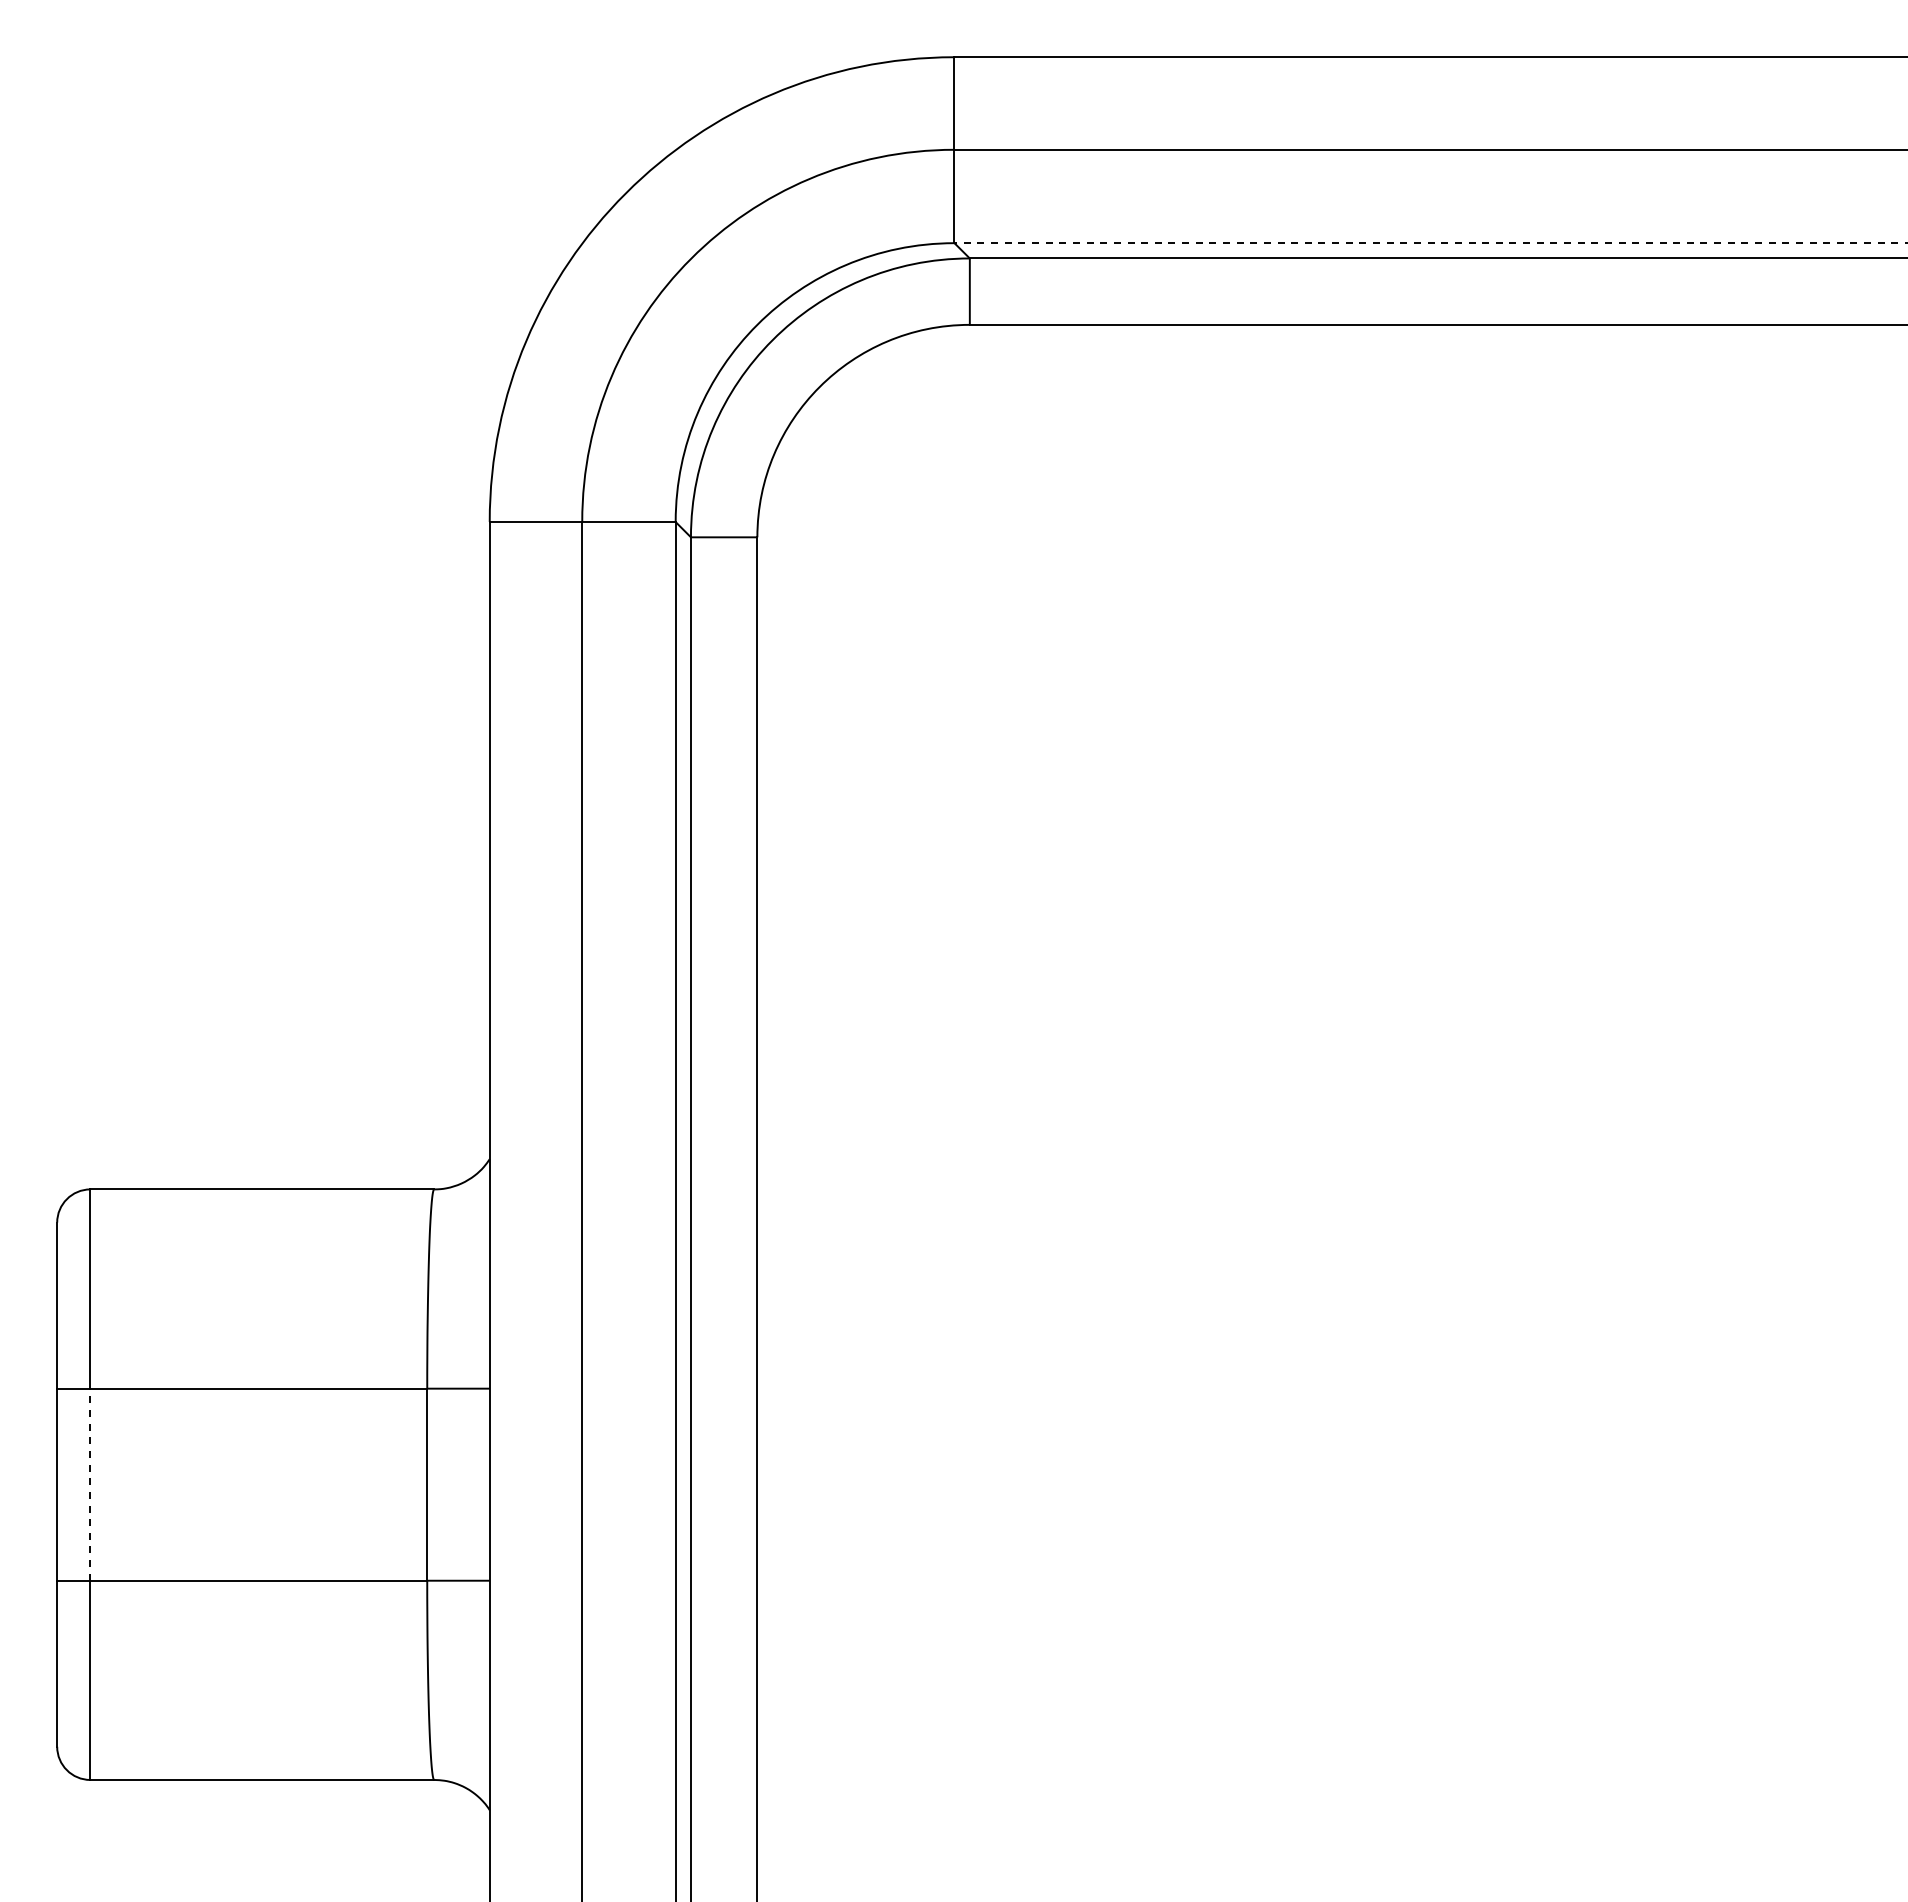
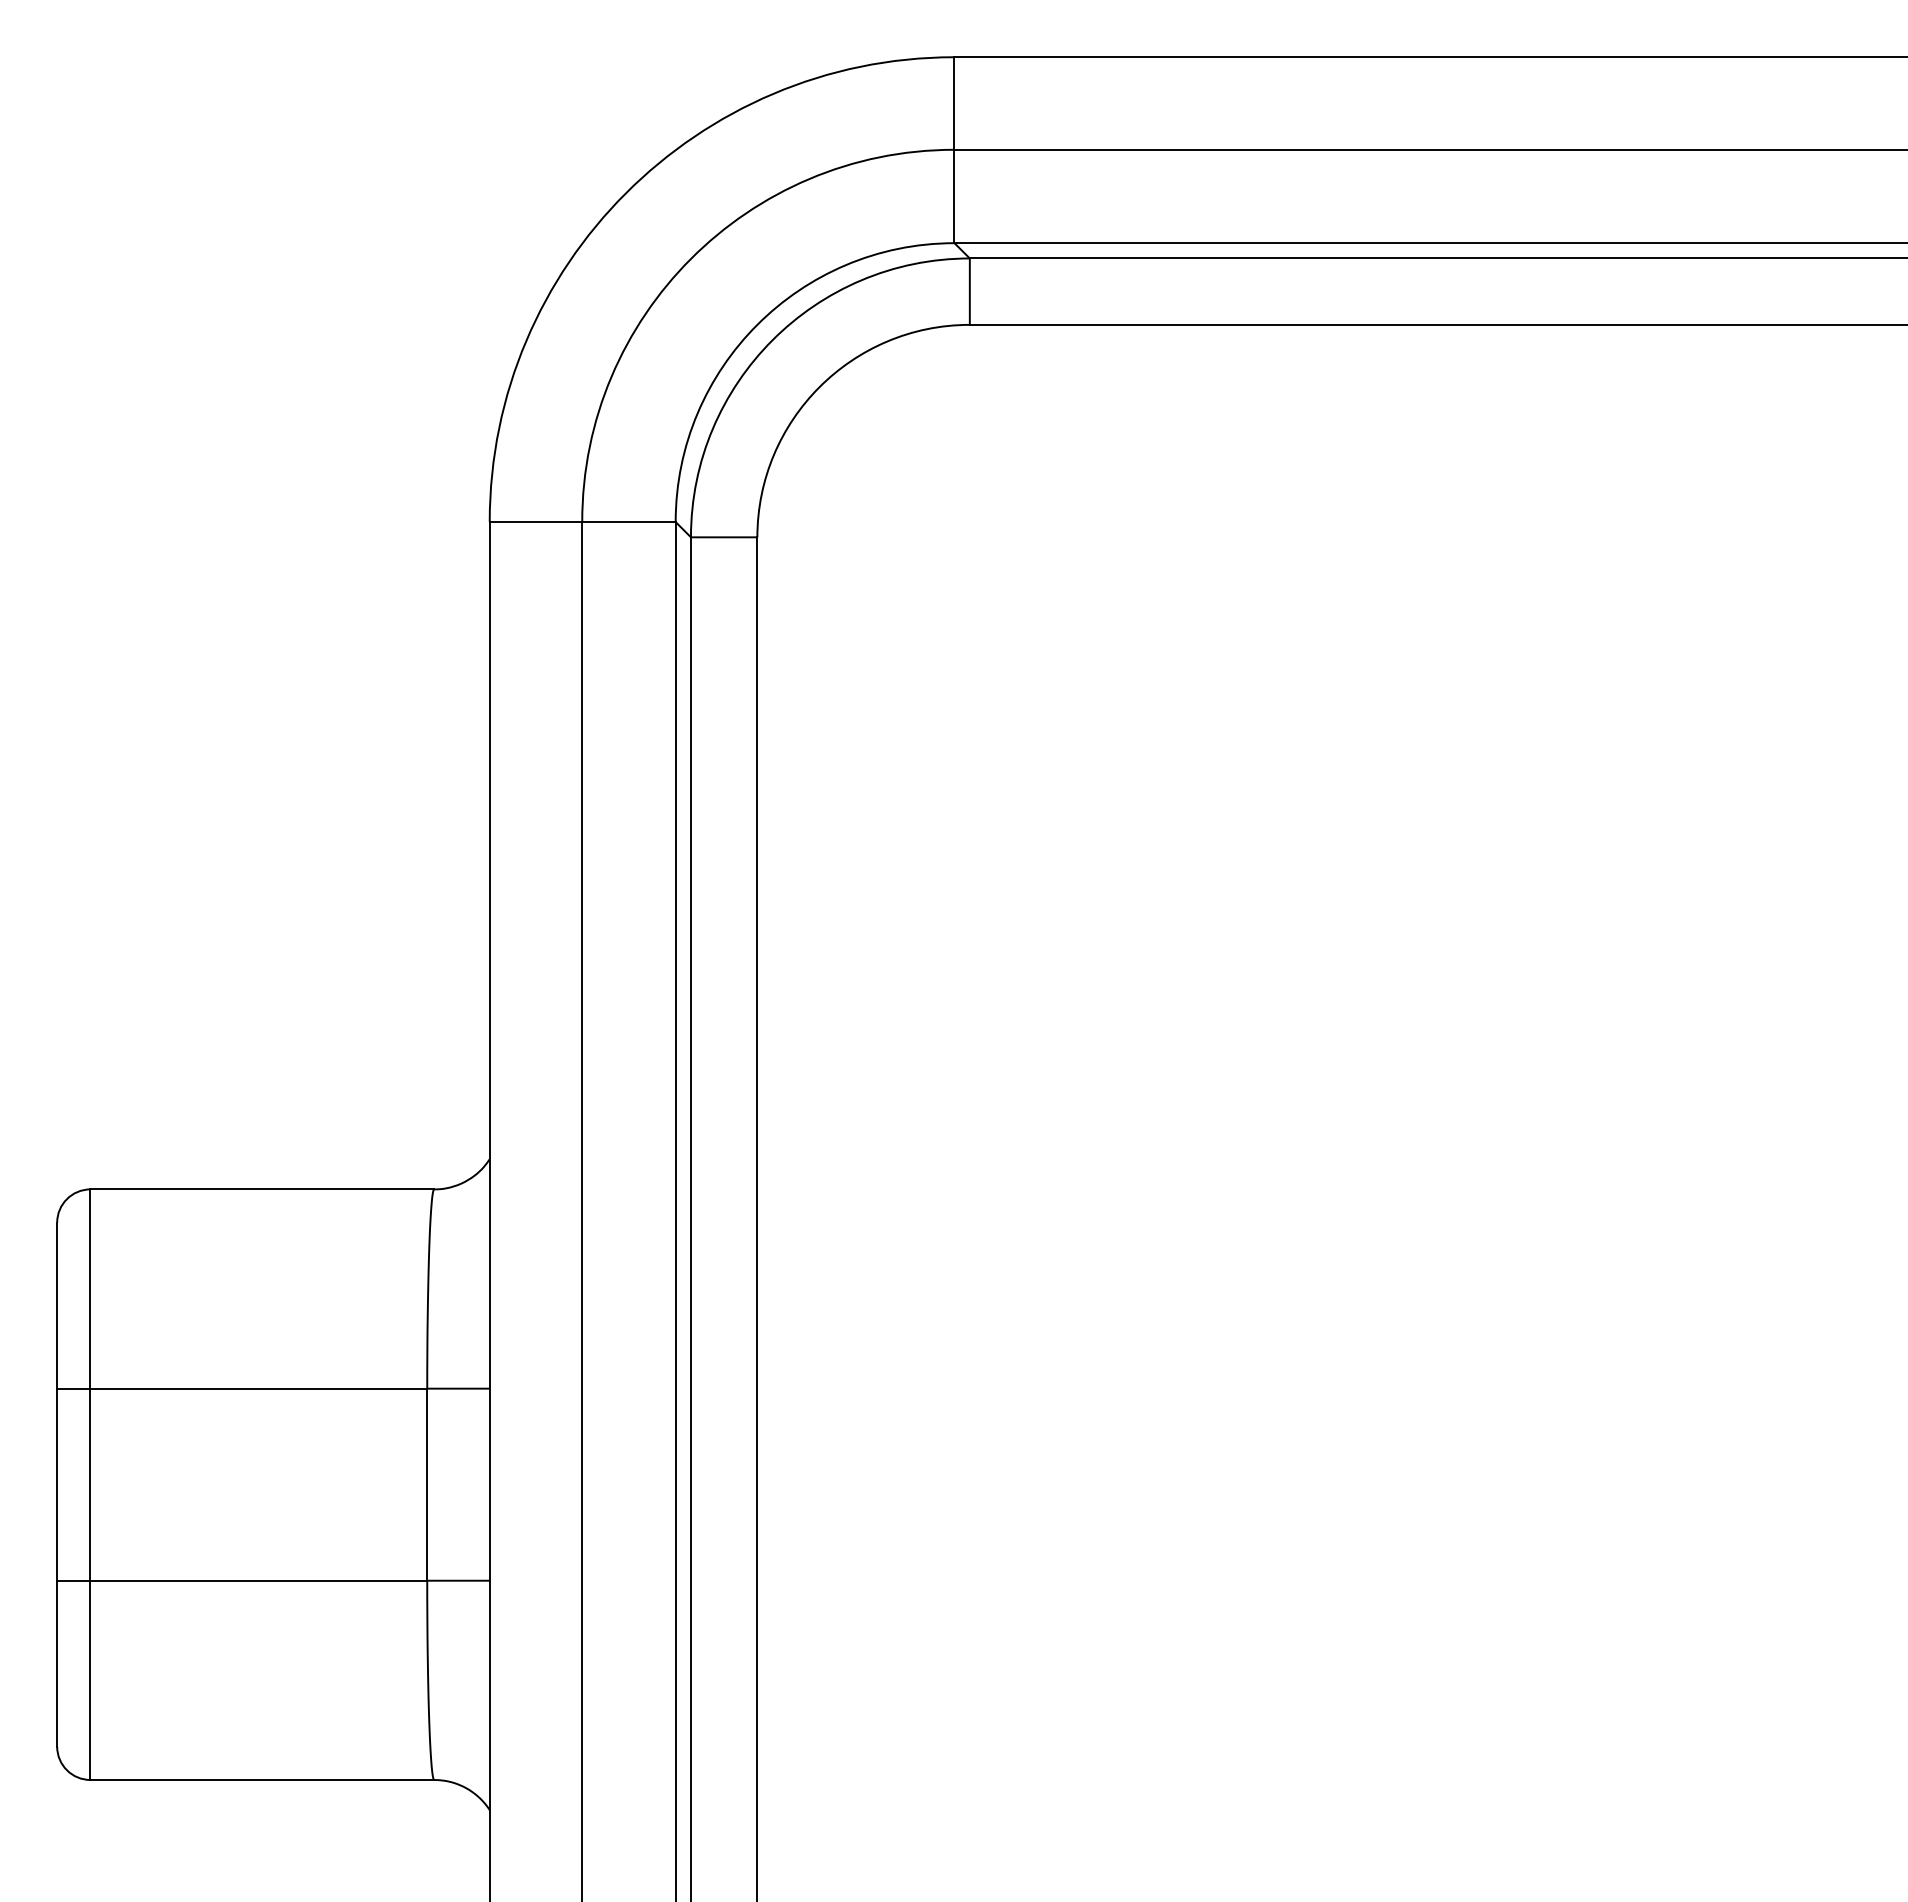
line: dashed -> solid (1430, 243)
line: dashed -> solid (90, 1484)
